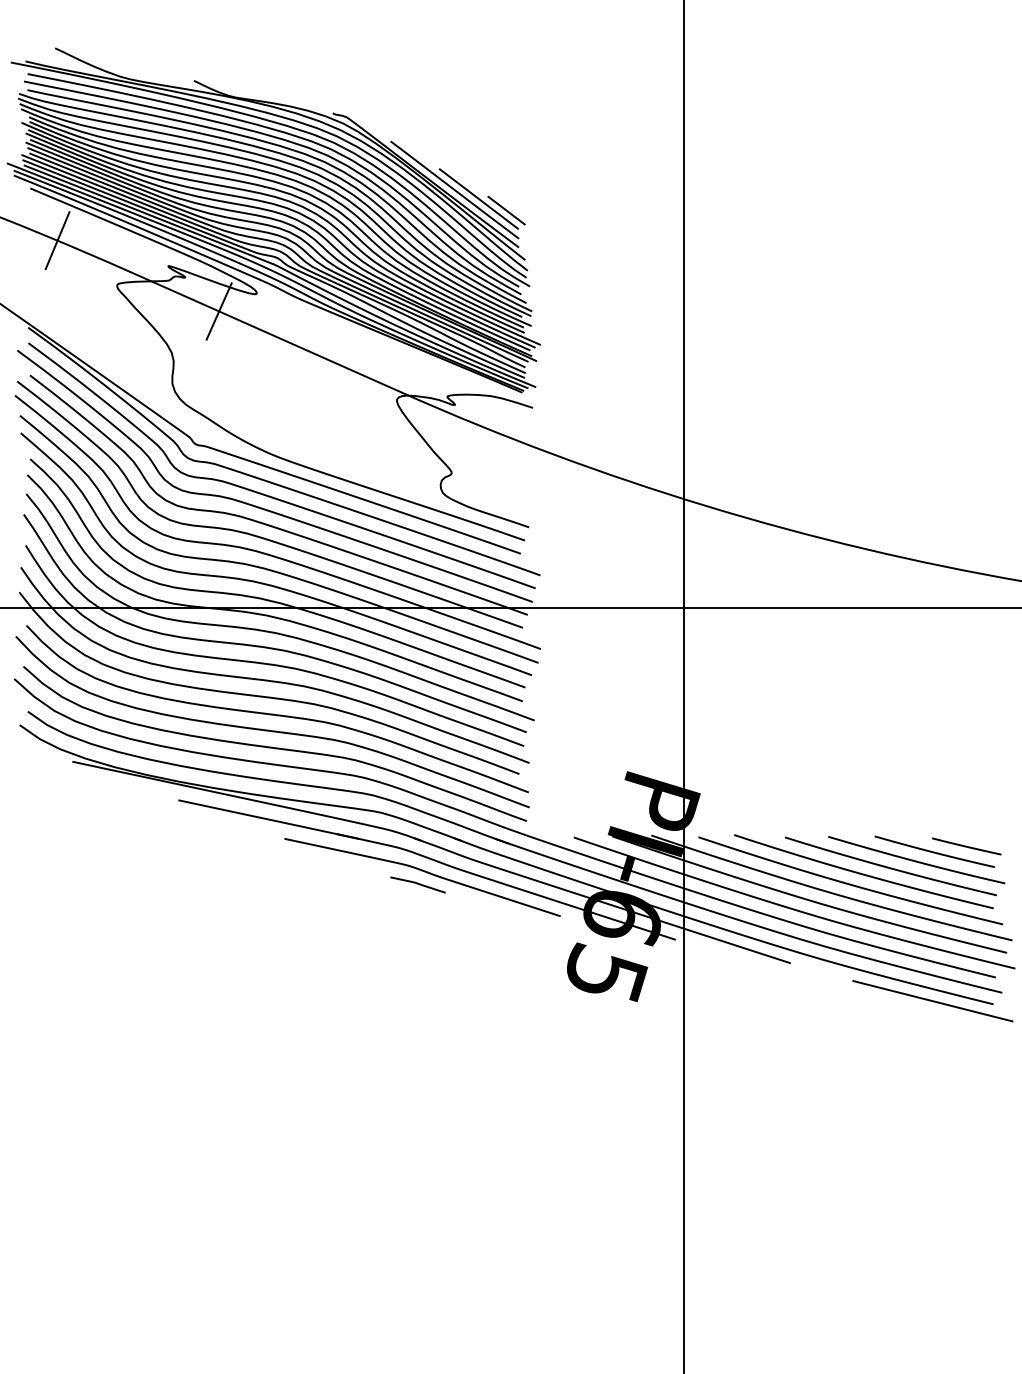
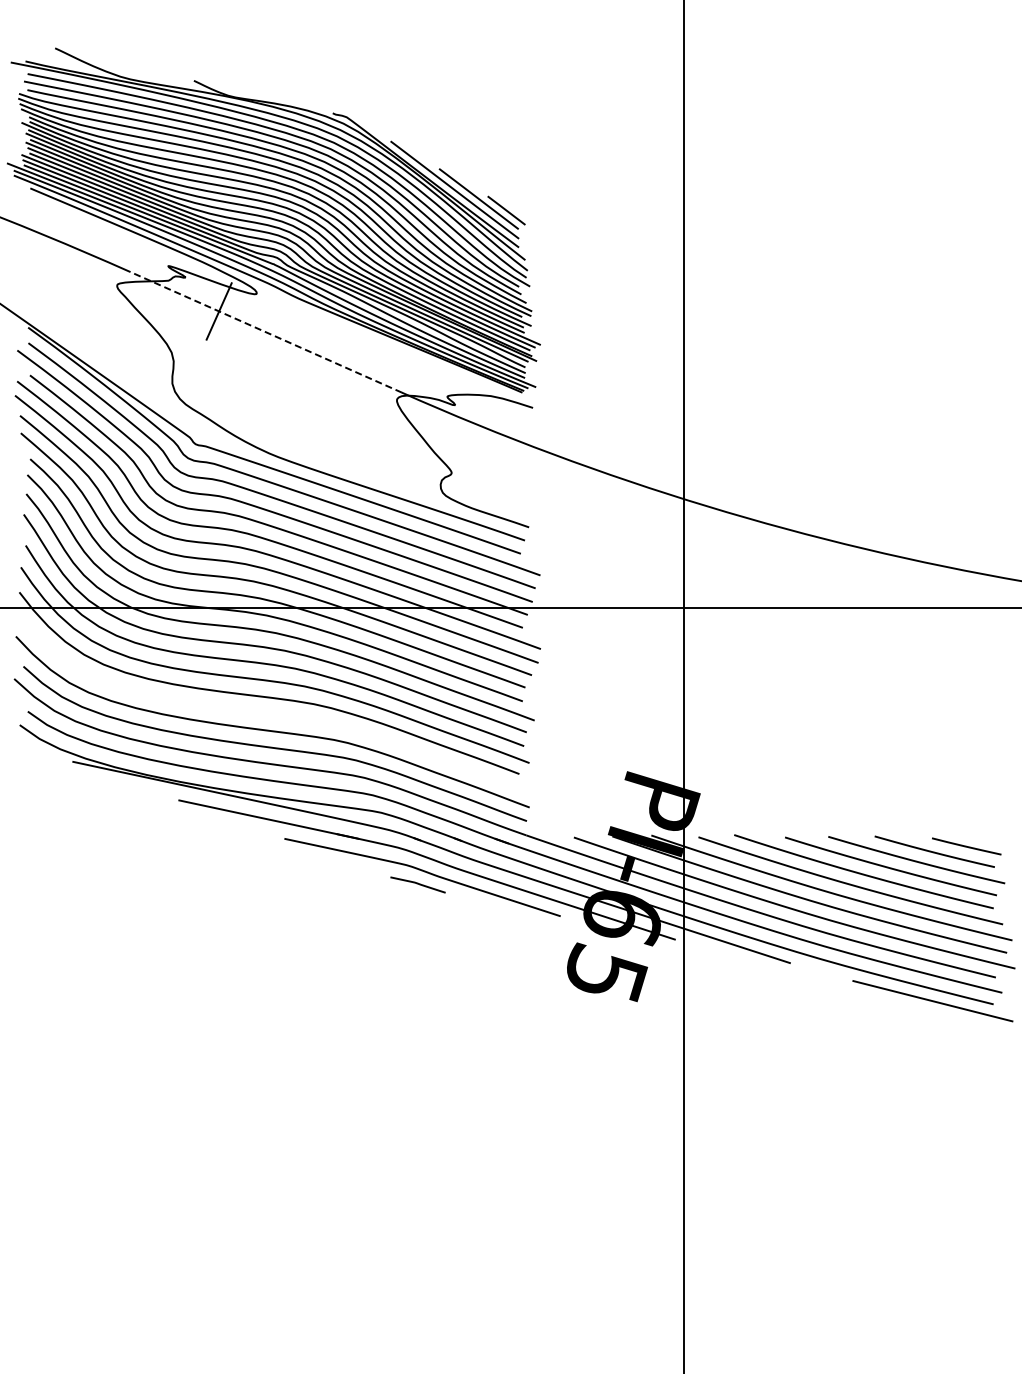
line: present -> none (57, 240)
line: solid -> dashed (265, 332)
curve: present -> none (277, 714)
